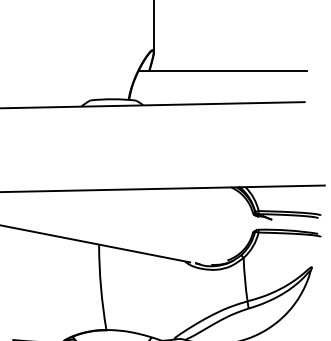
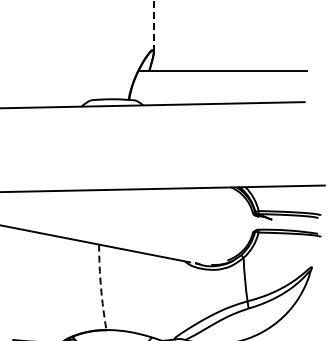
line: solid -> dashed (154, 25)
arc: solid -> dashed (101, 287)
